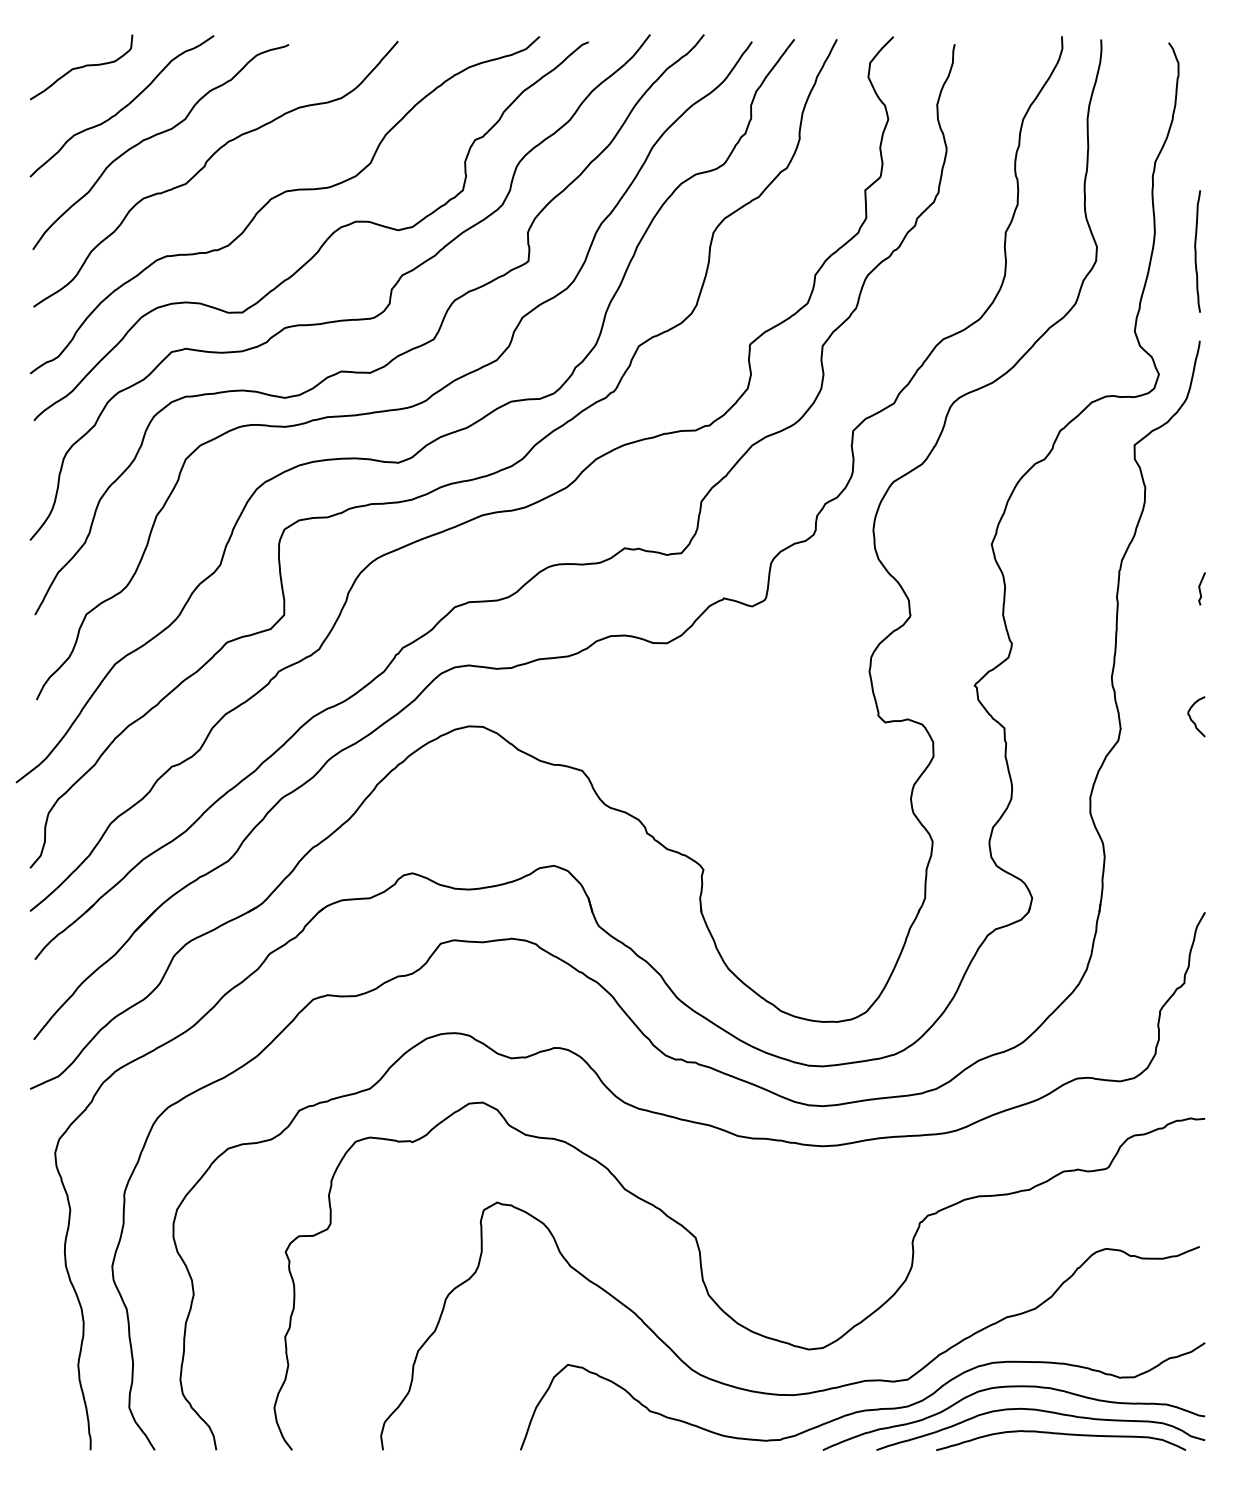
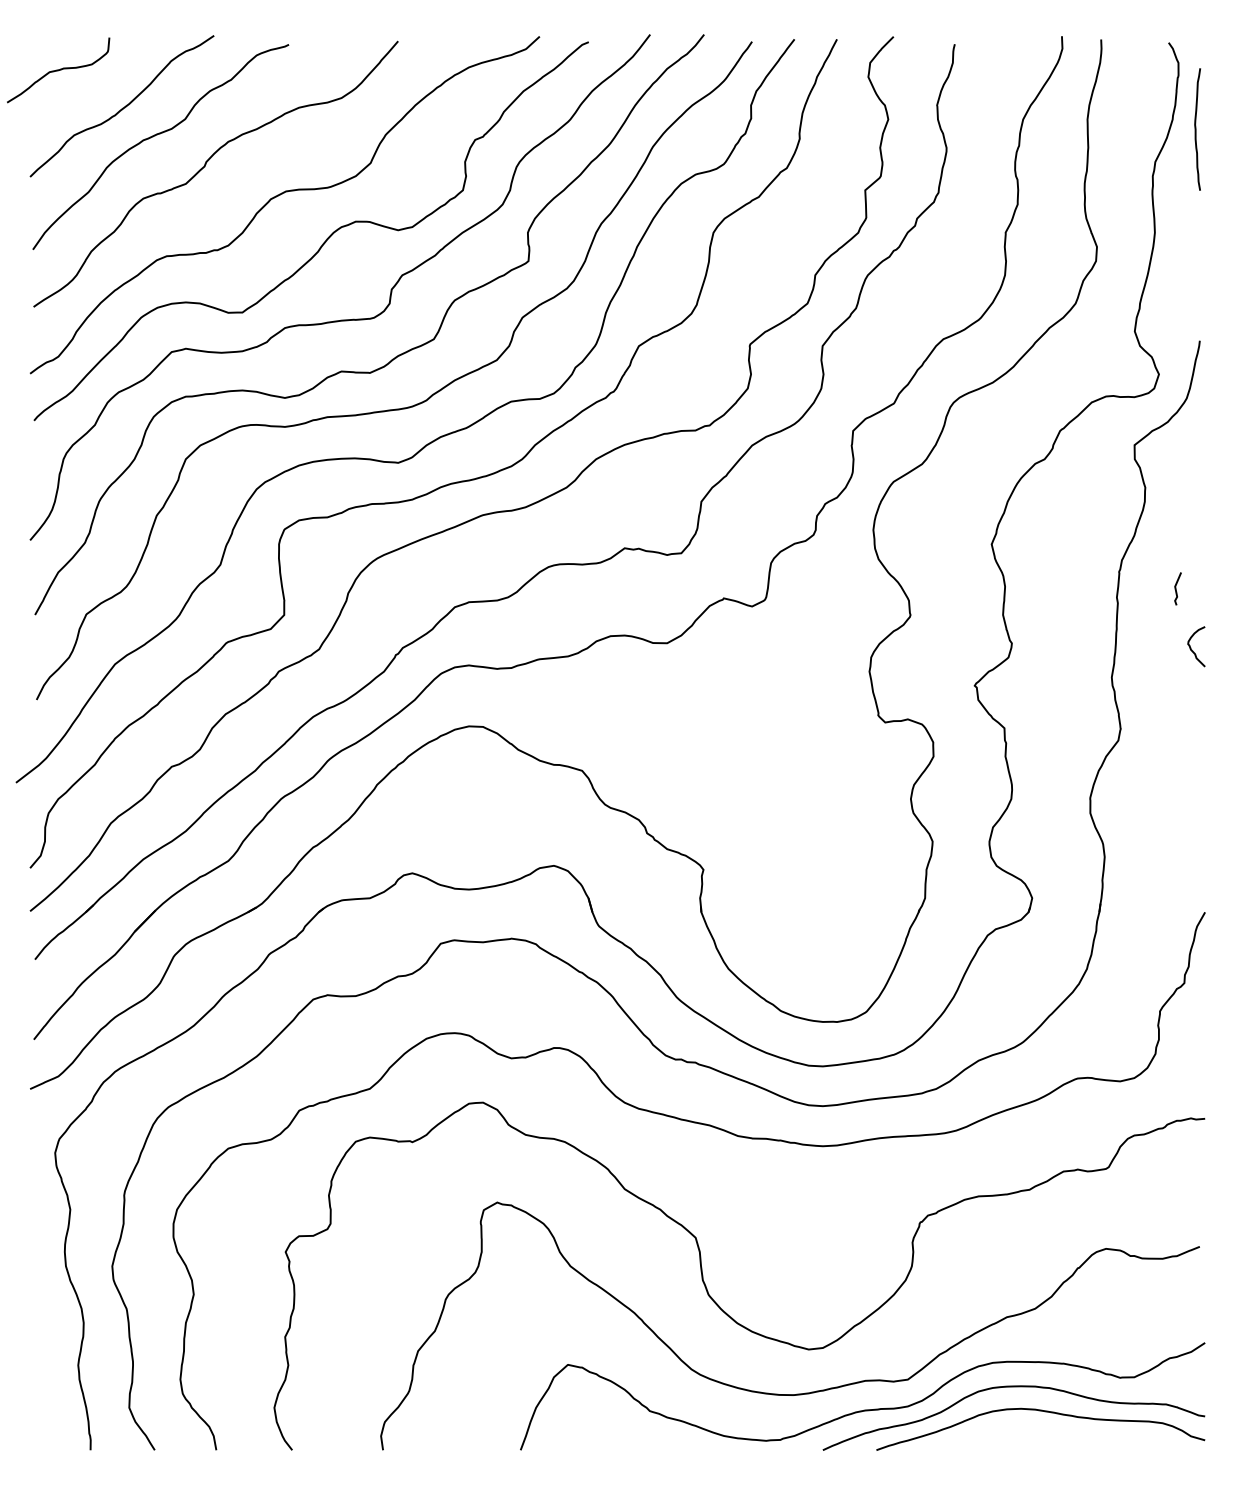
curve position: (81, 67) -> (58, 70) (58, 70)
curve position: (1196, 251) -> (1196, 129) (1196, 129)
line position: (1200, 588) -> (1176, 588) (1176, 588)
curve position: (1192, 719) -> (1192, 649) (1192, 649)
curve: present -> none (1061, 1434)
